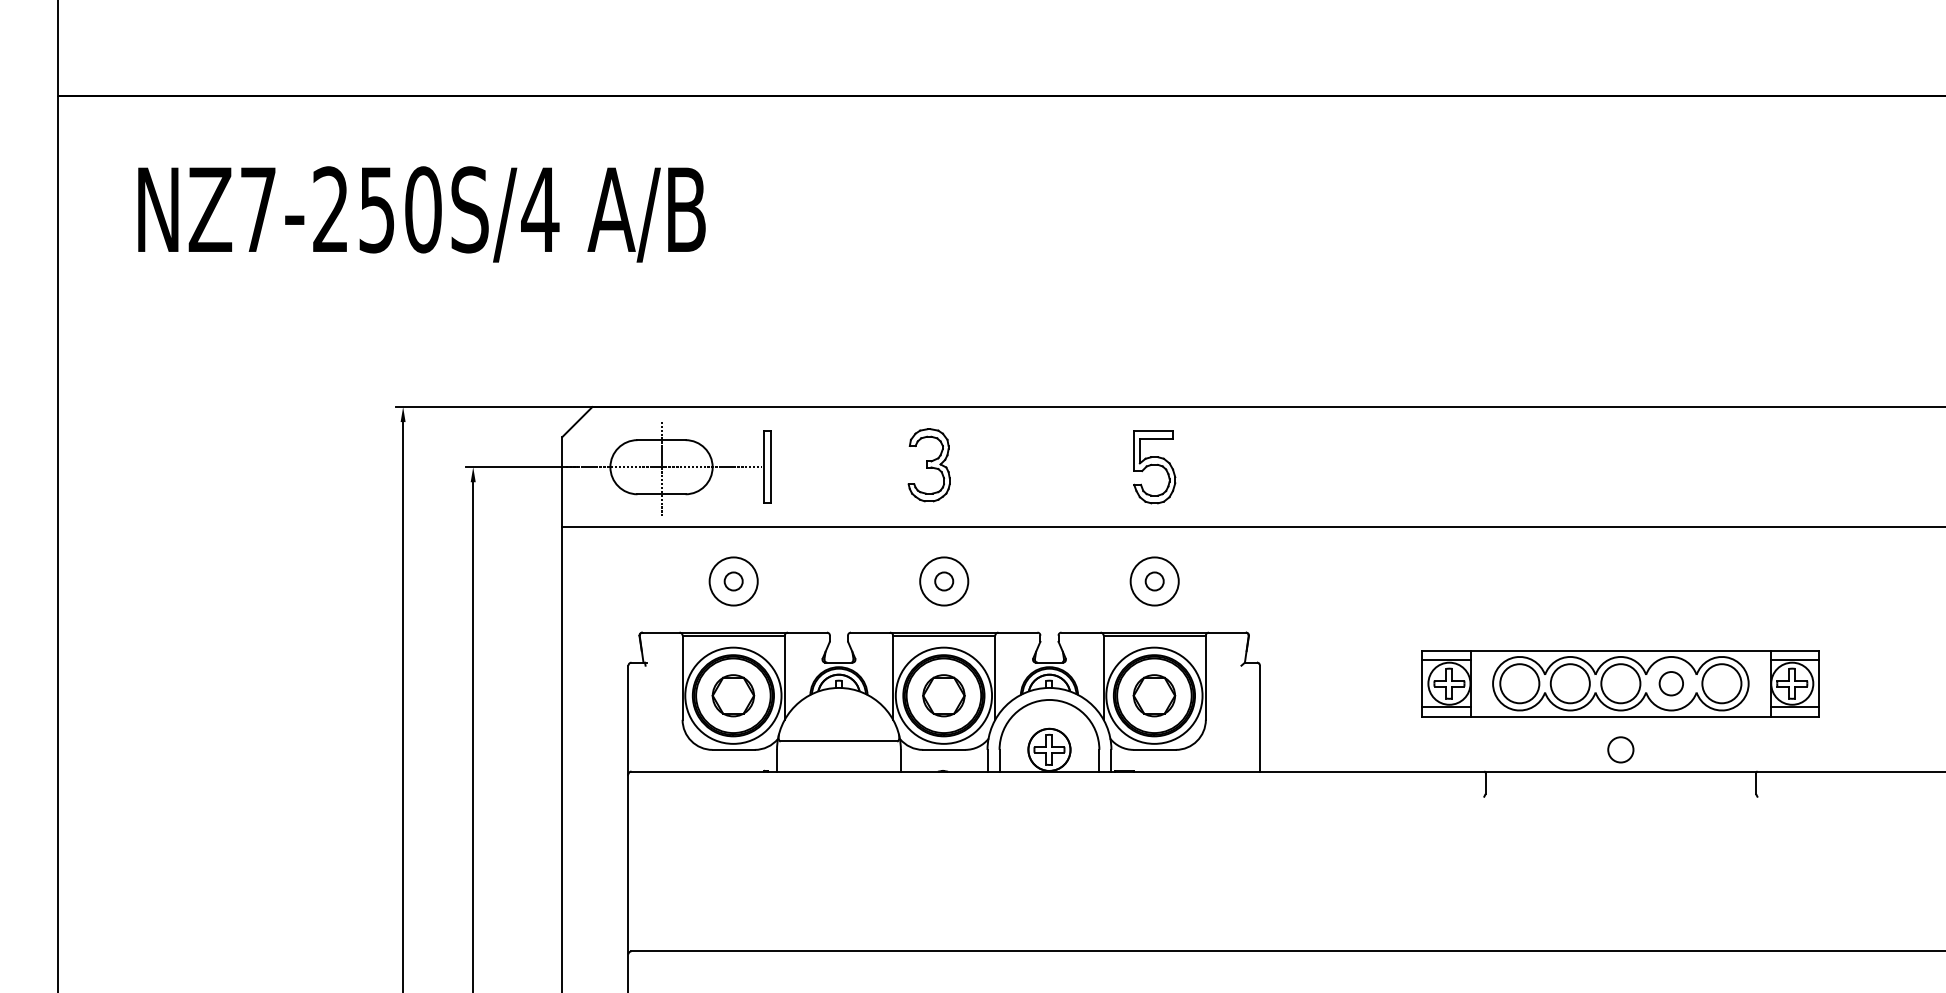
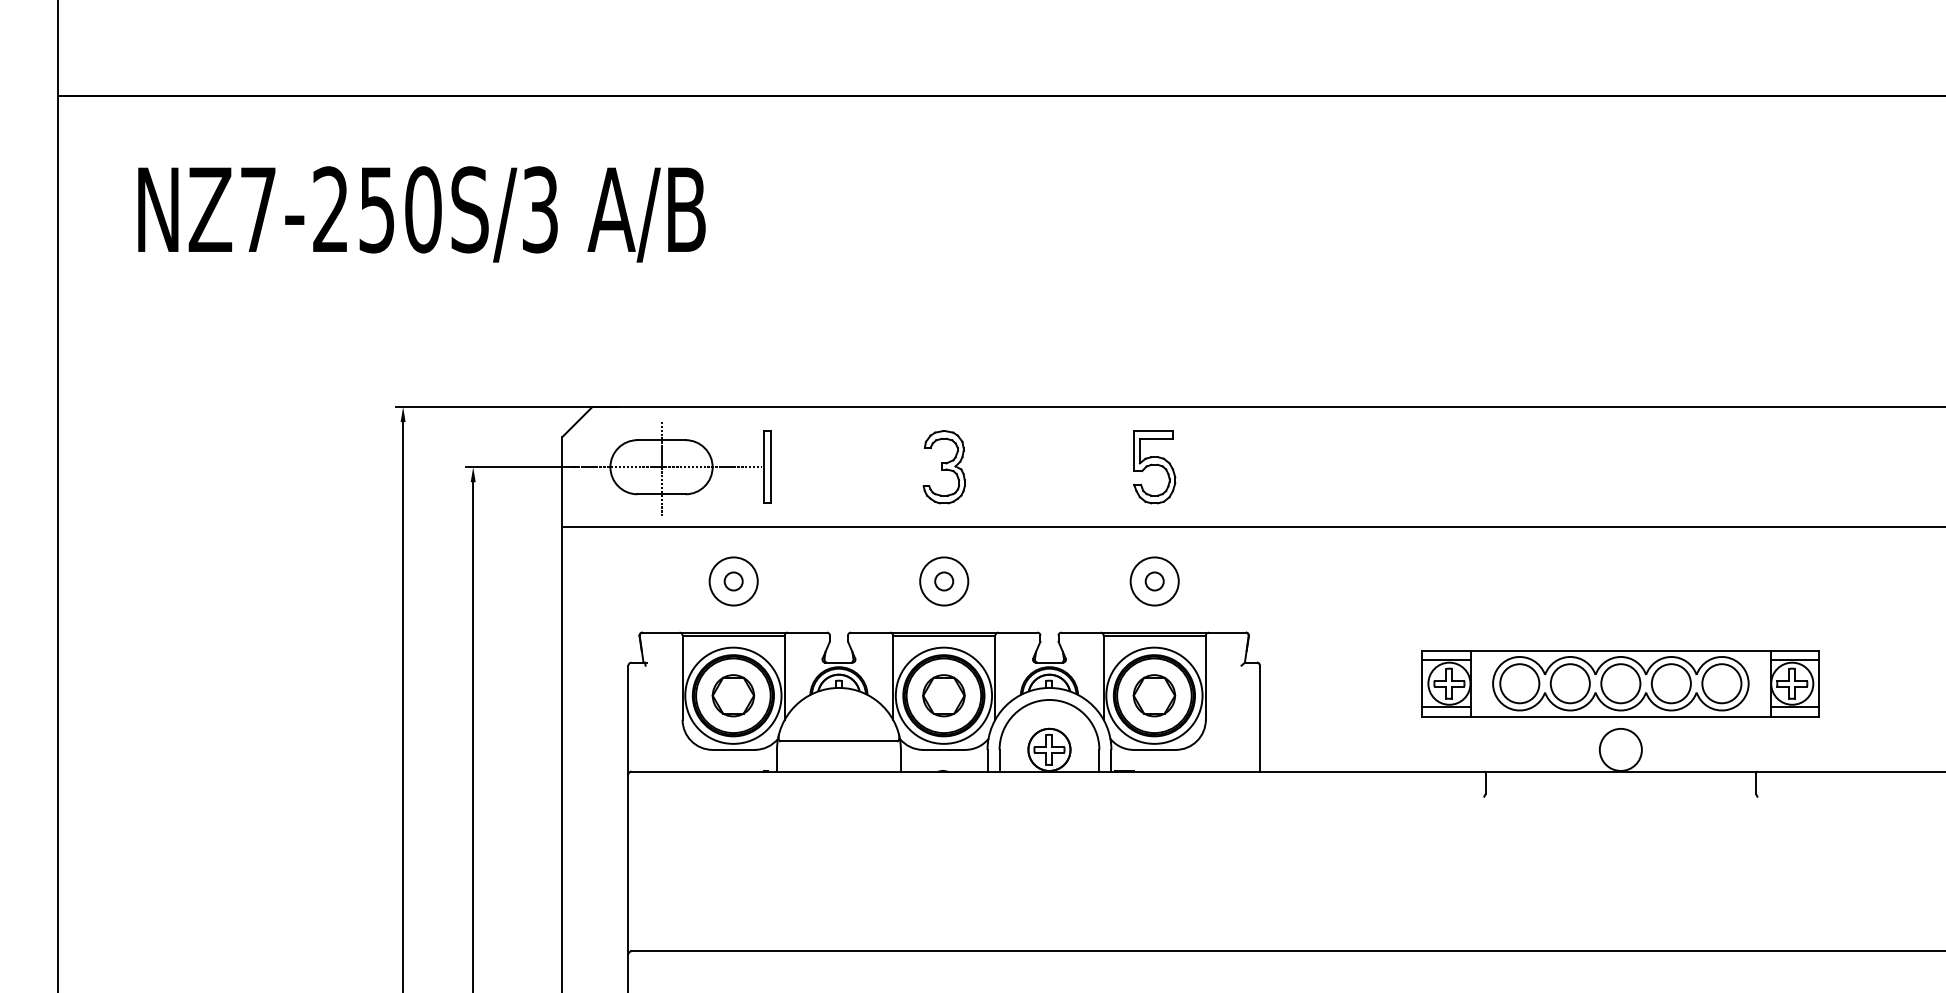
text: NZ7-250S/4 -> NZ7-250S/3 (540, 209)
part position: (928, 465) -> (943, 467) (943, 467)
circle diameter: 23 px -> 39 px (1670, 683)
circle diameter: 25 px -> 42 px (1620, 749)
